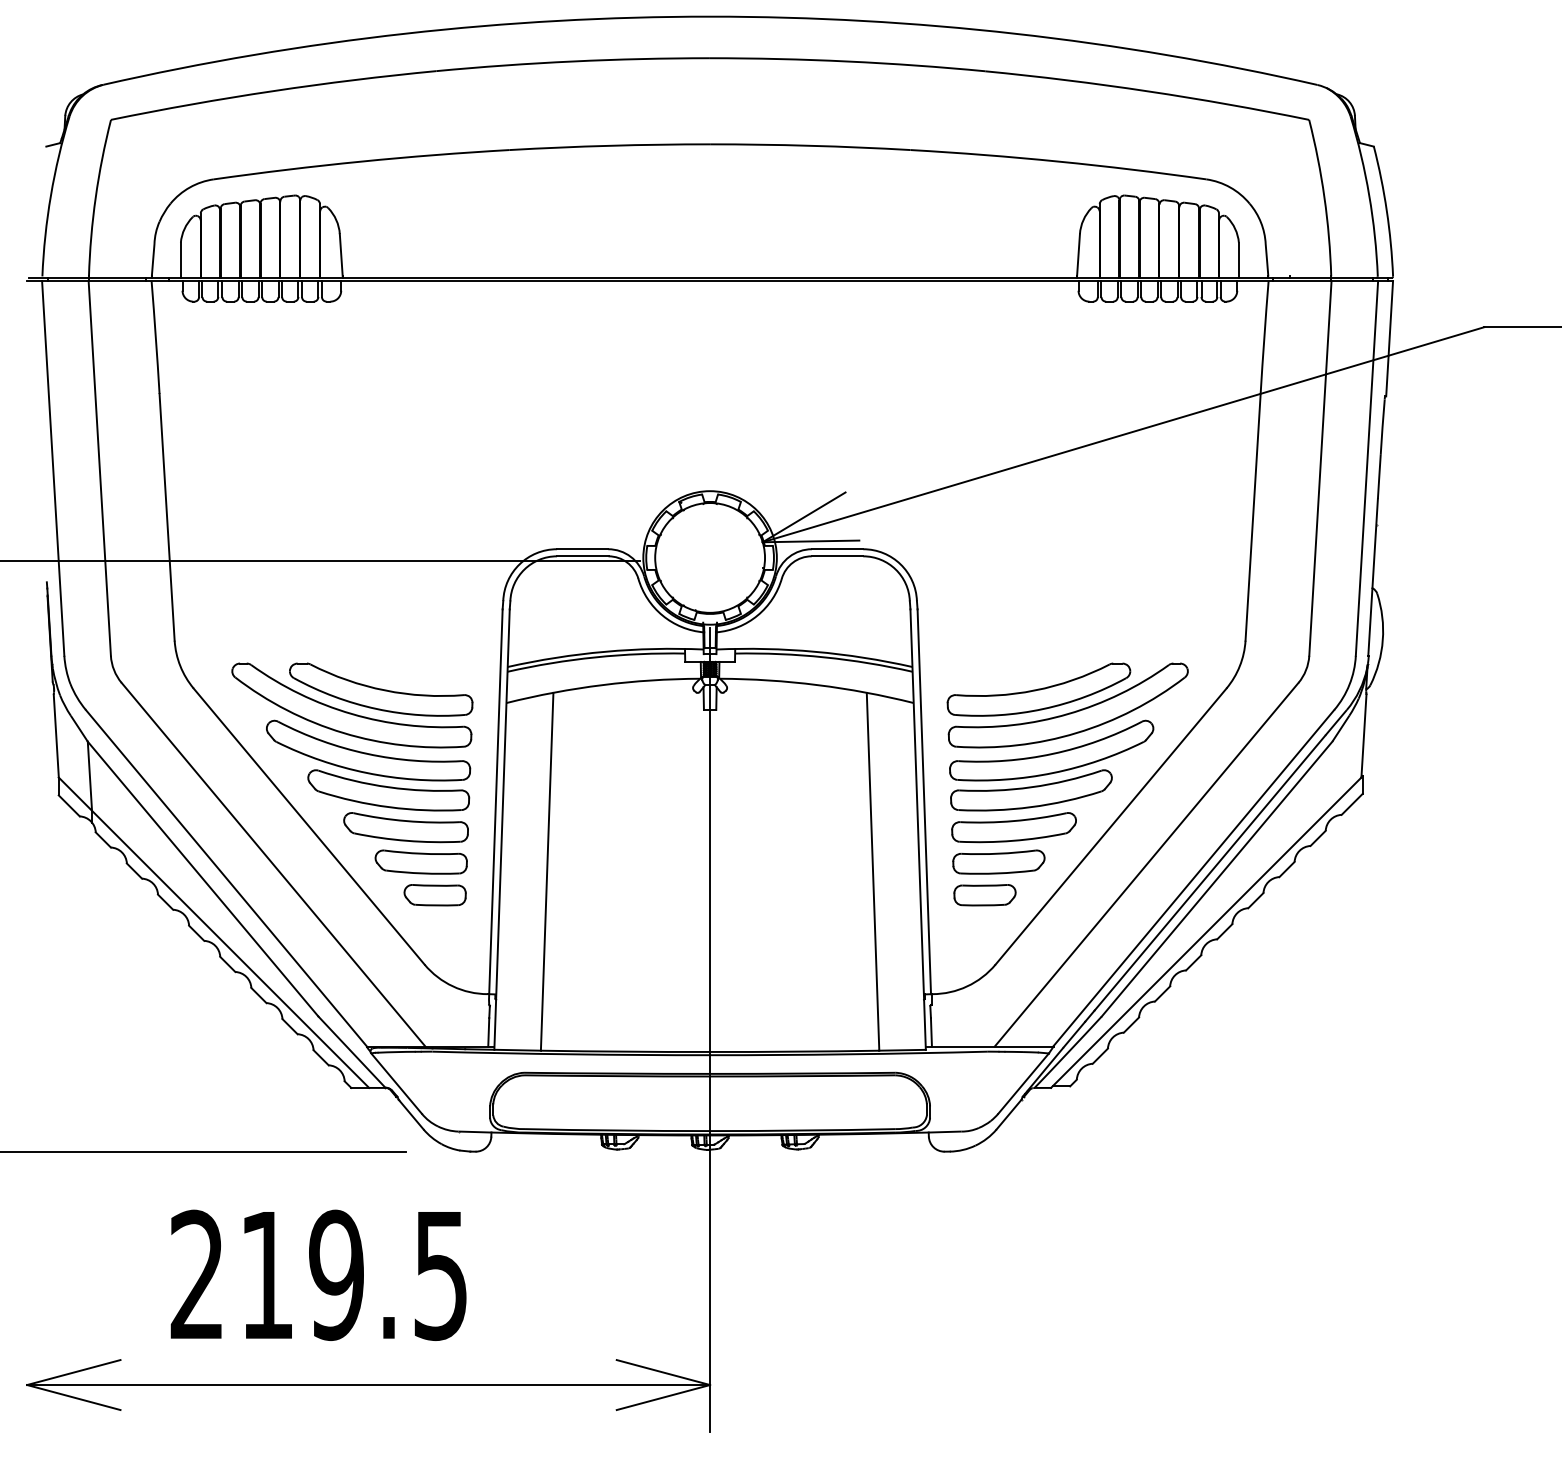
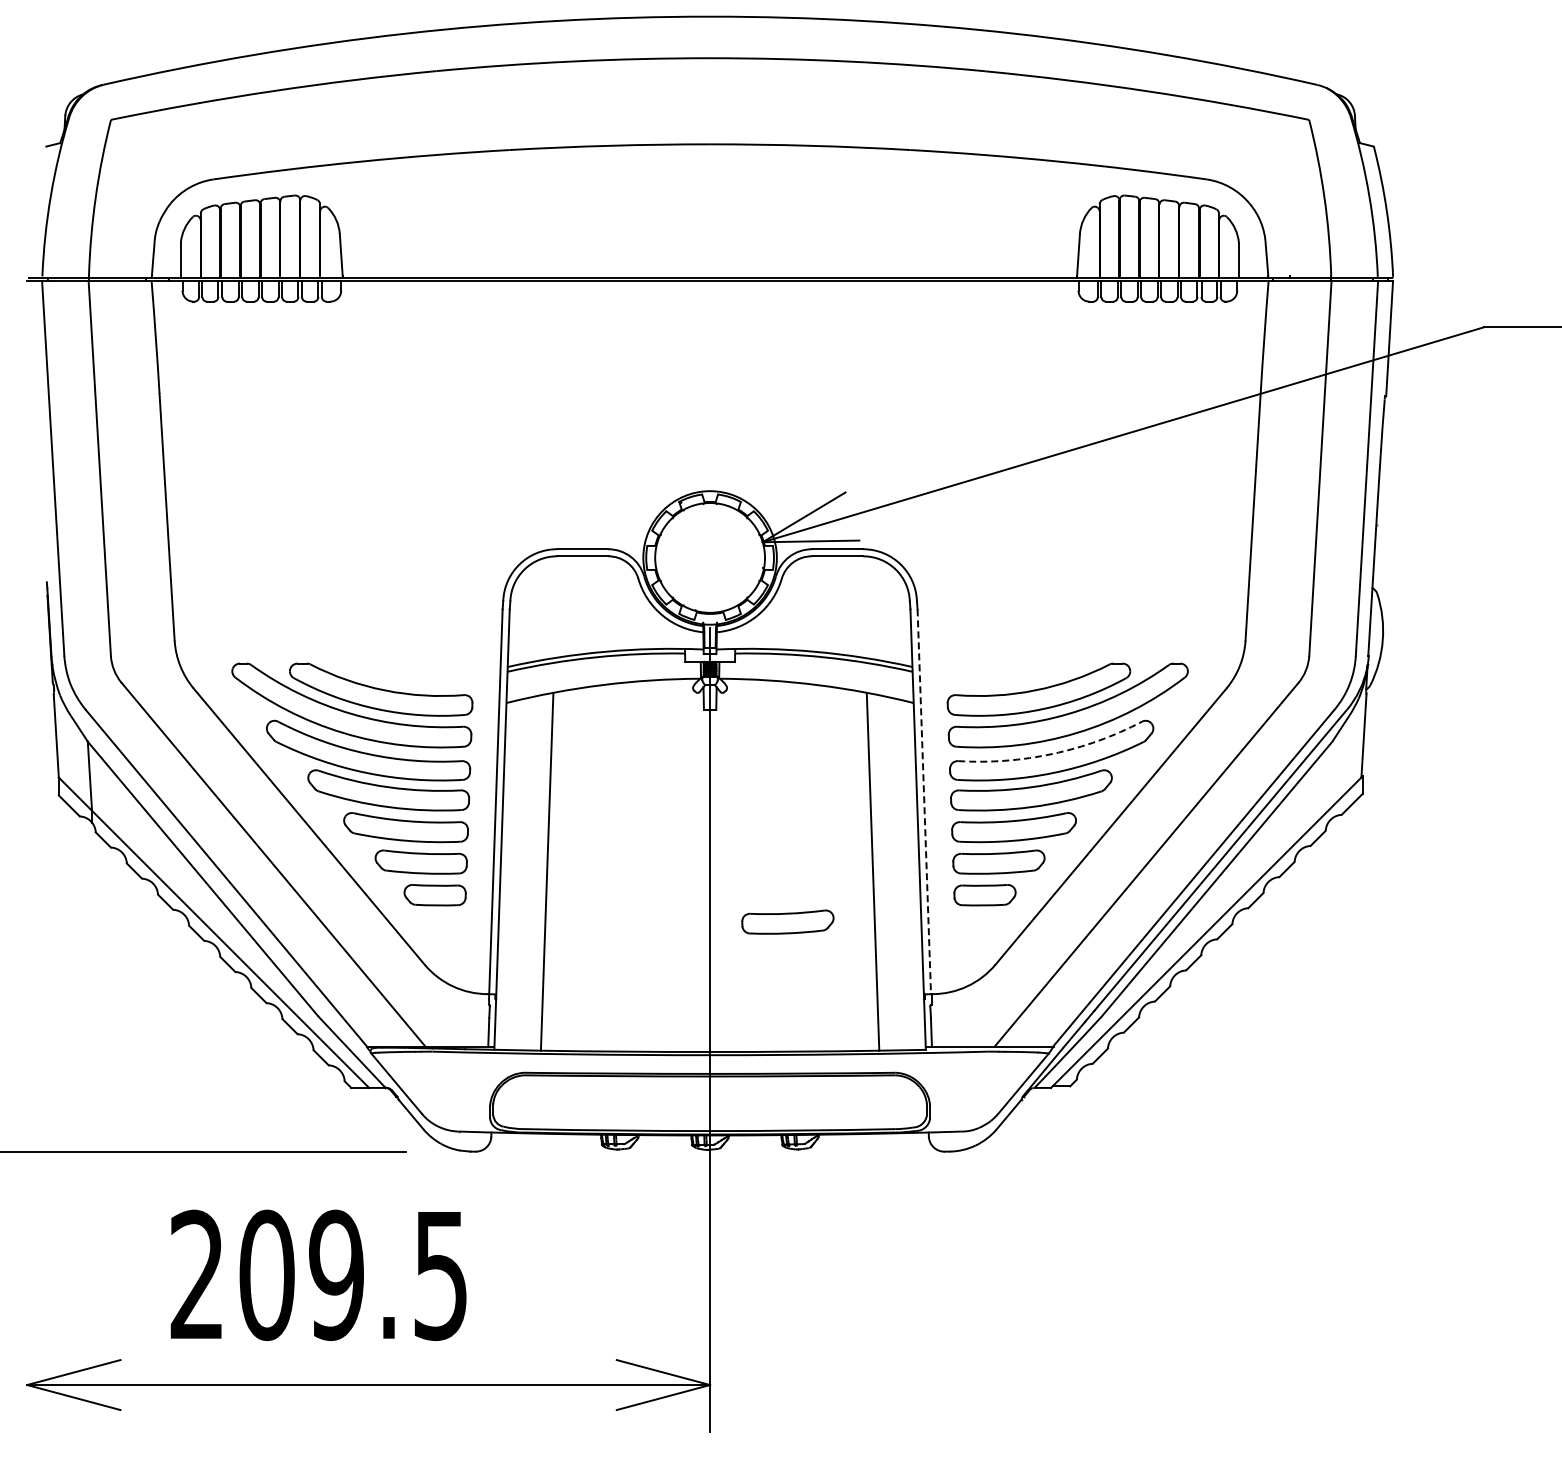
line: present -> none (320, 560)
arc: solid -> dashed (1052, 753)
line: solid -> dashed (924, 801)
part: none -> present (787, 921)
text: 219.5 -> 209.5 (266, 1274)
